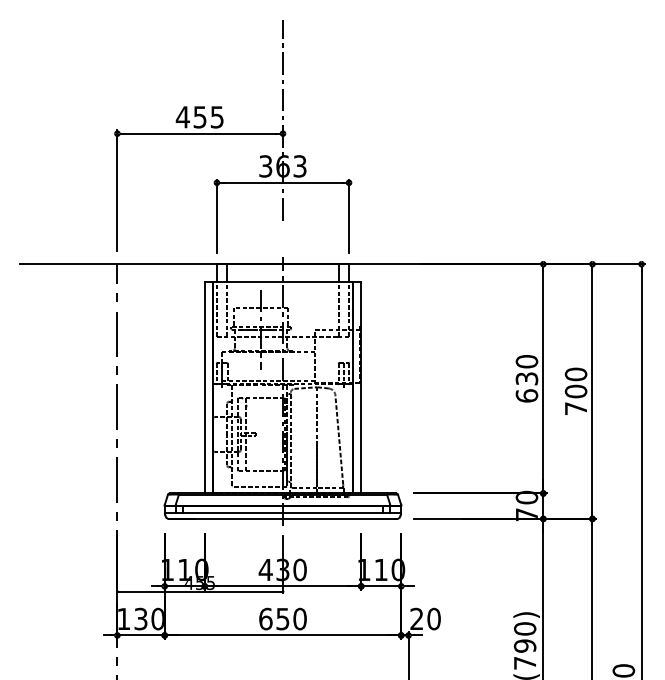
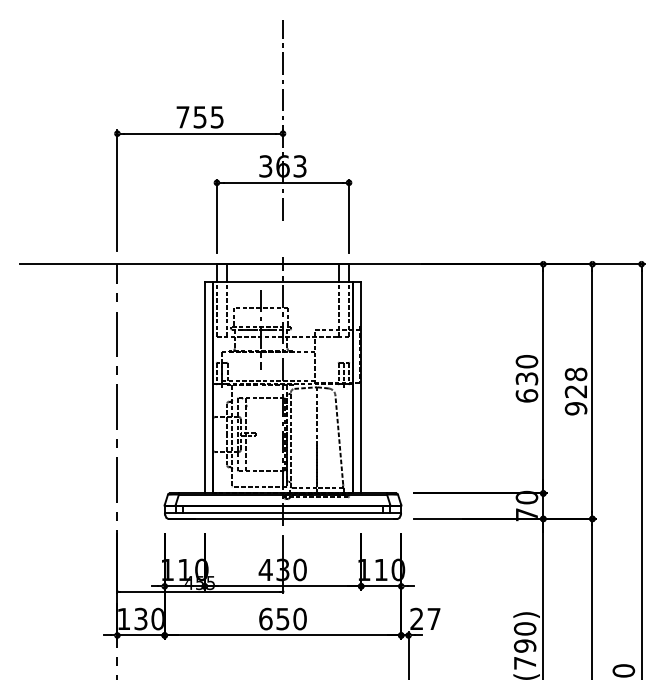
text: 455 -> 755 (182, 117)
text: 700 -> 928 (575, 391)
text: 20 -> 27 (433, 618)
